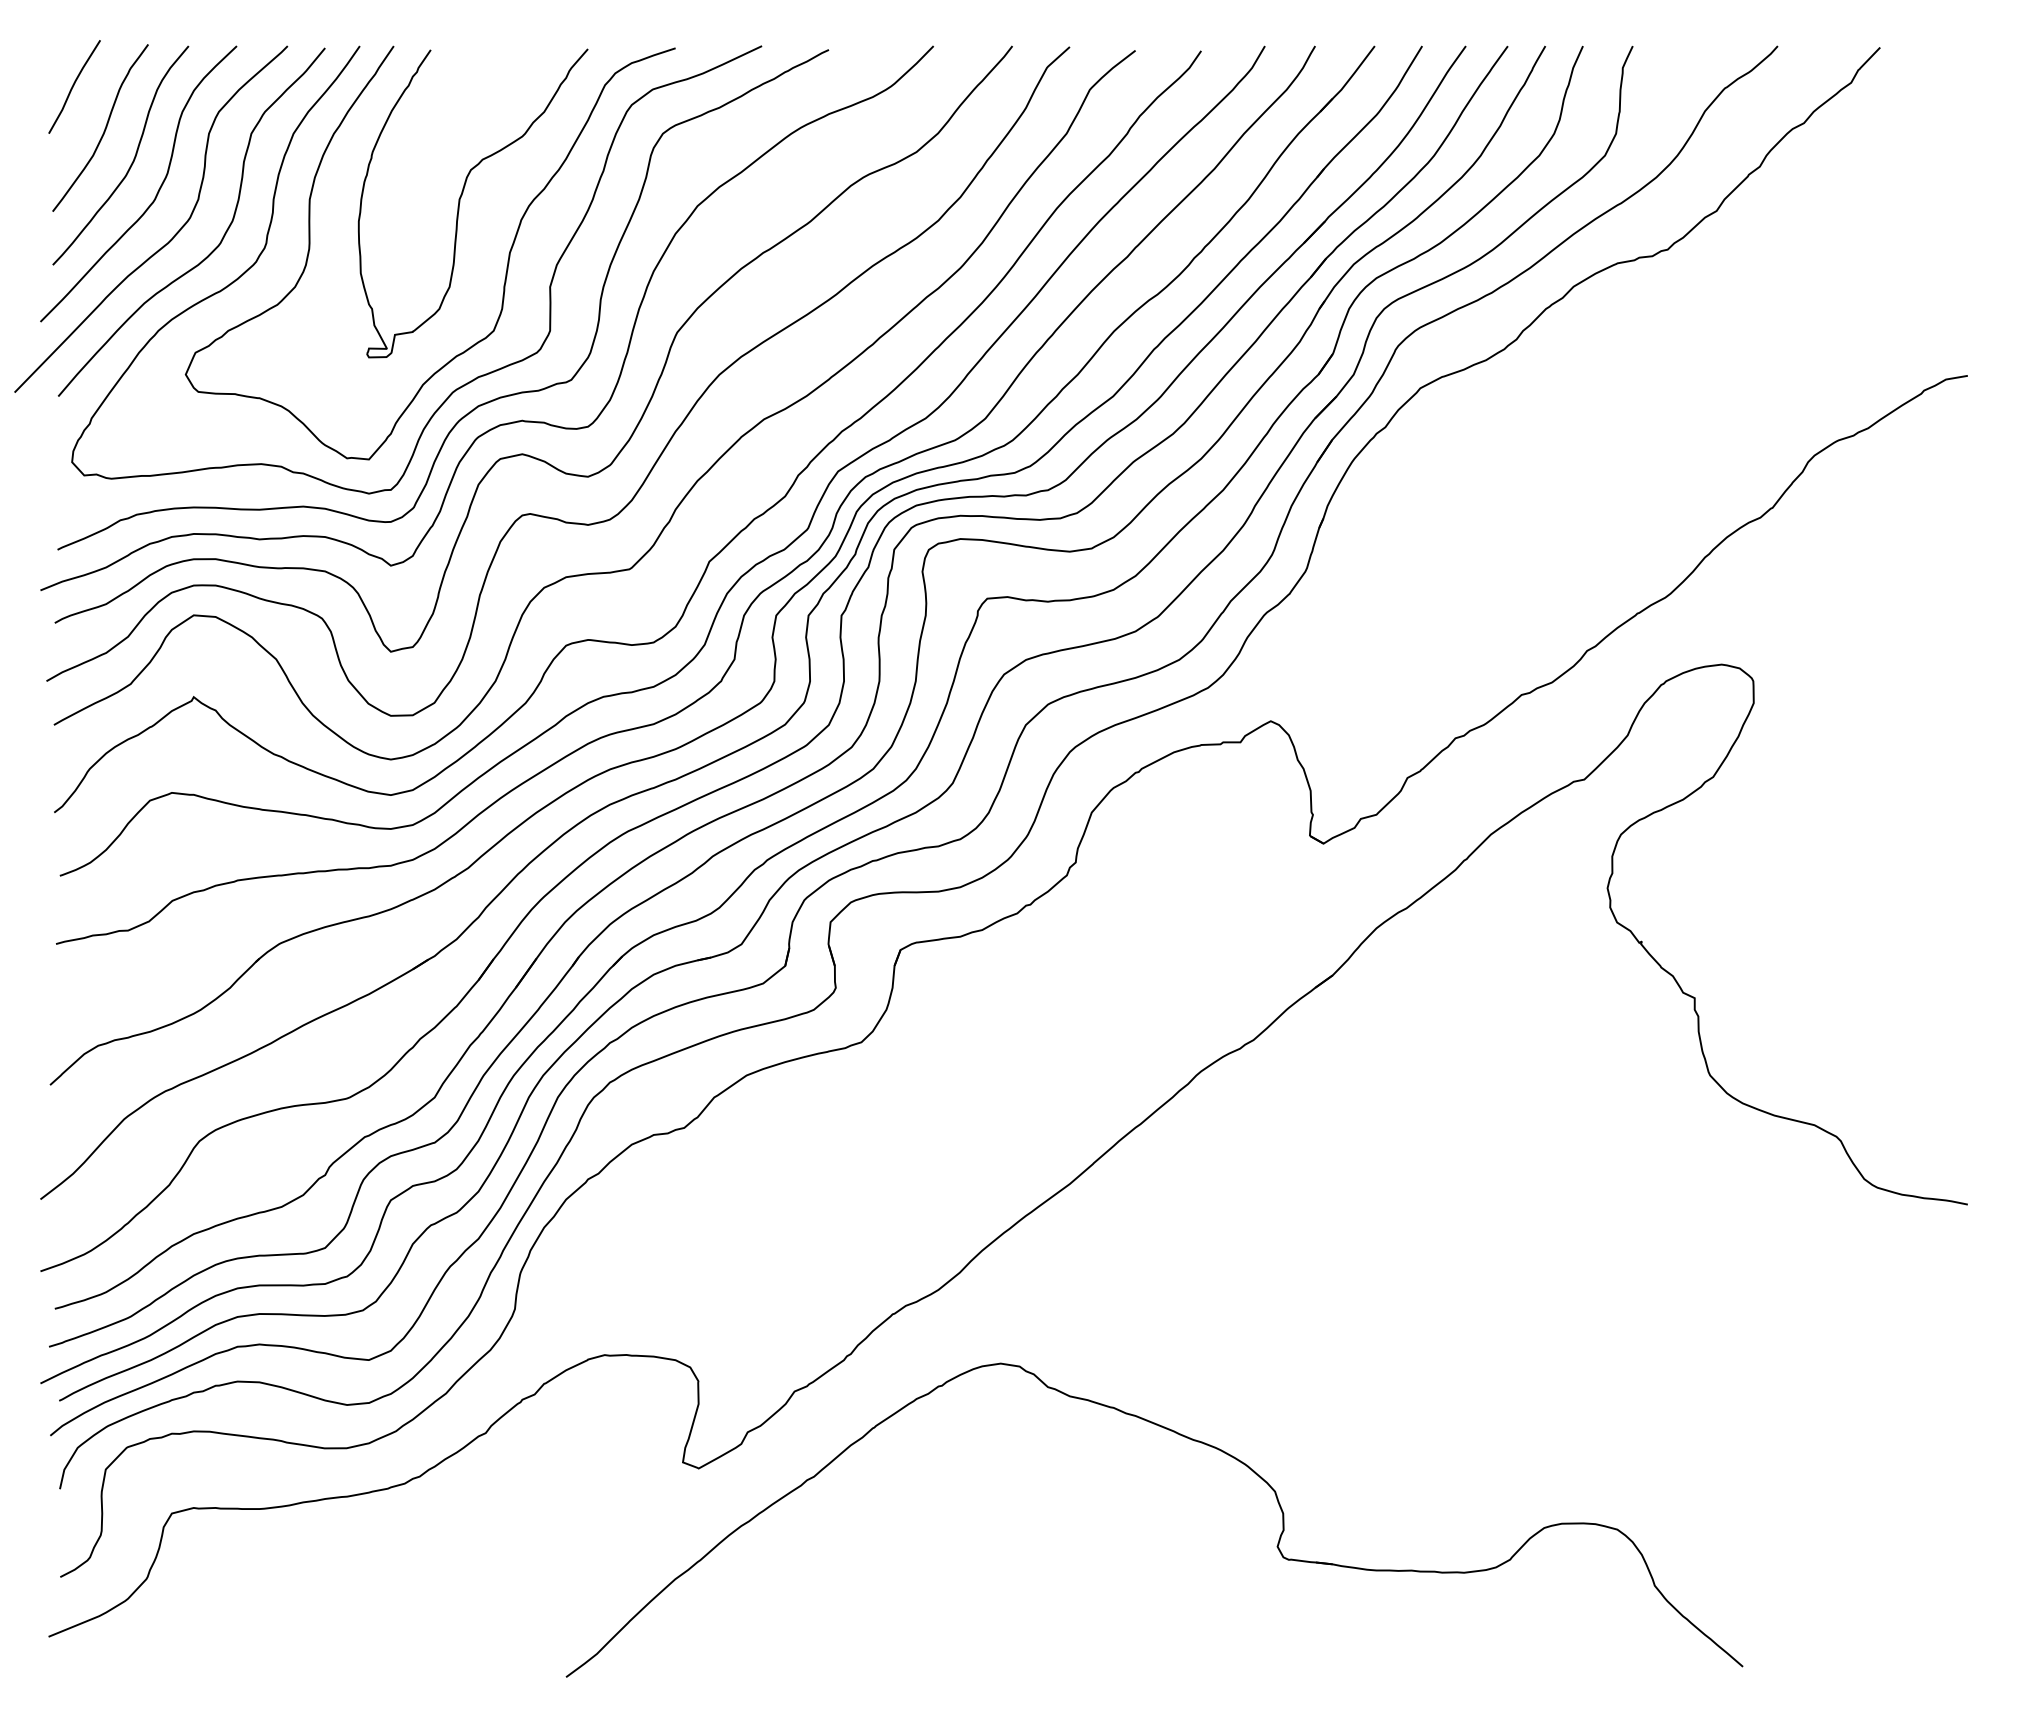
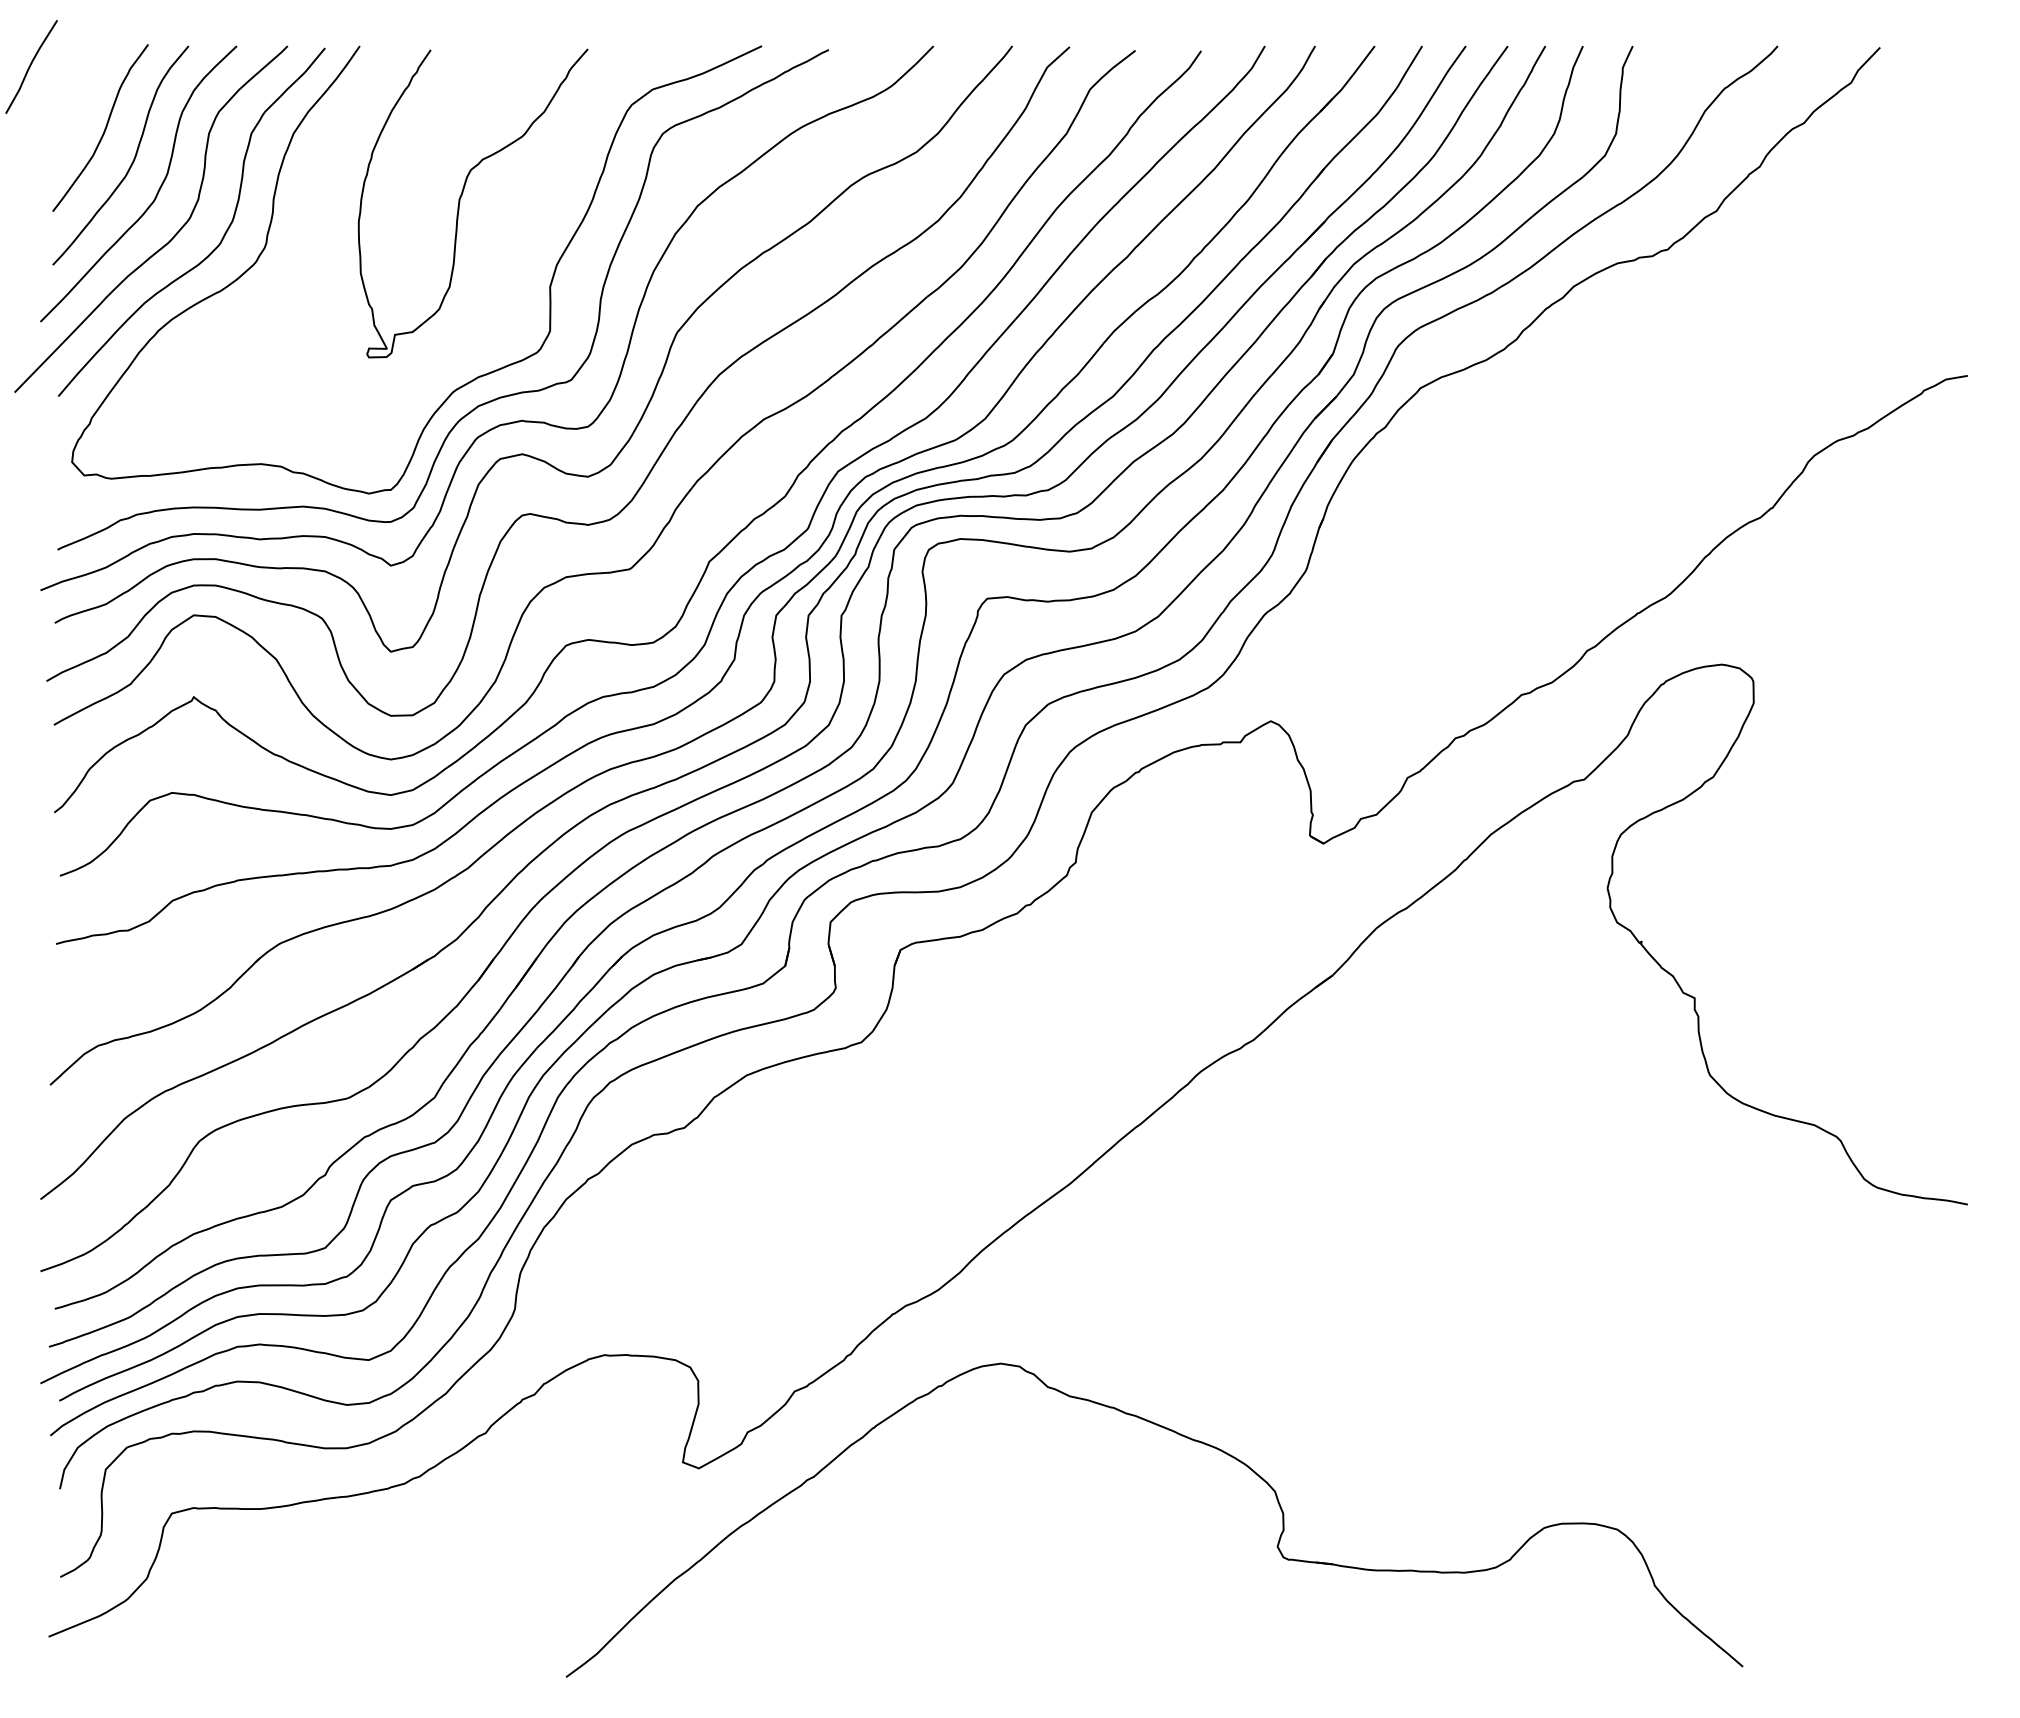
curve position: (74, 85) -> (31, 65) (31, 65)
curve: present -> none (506, 266)
